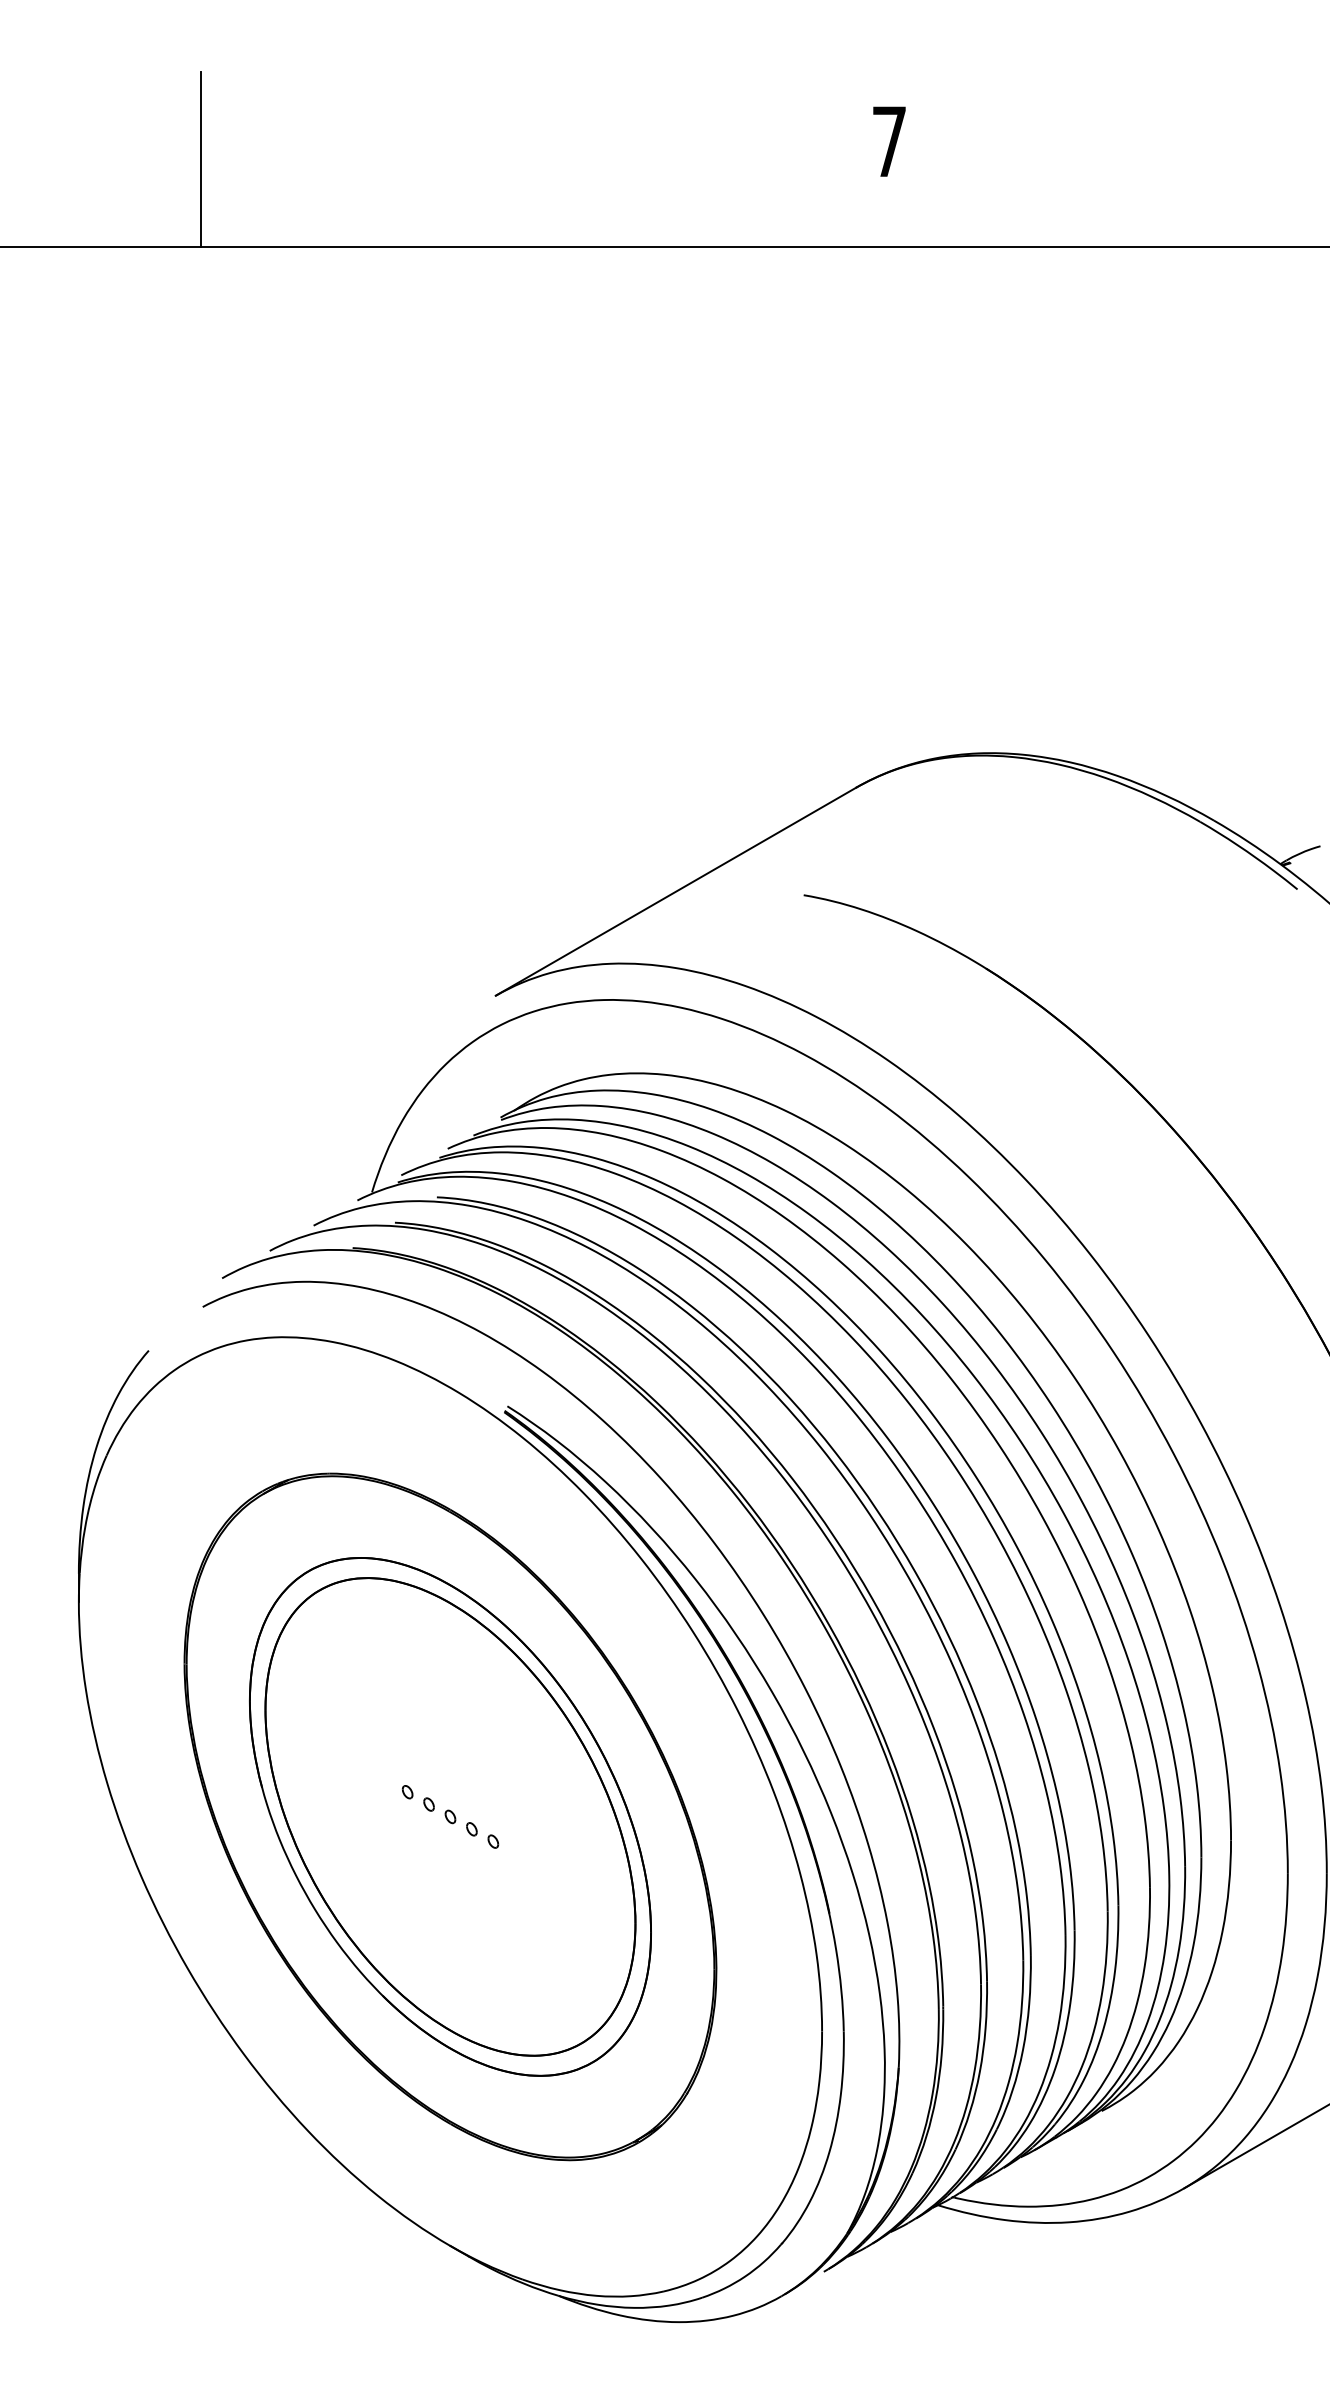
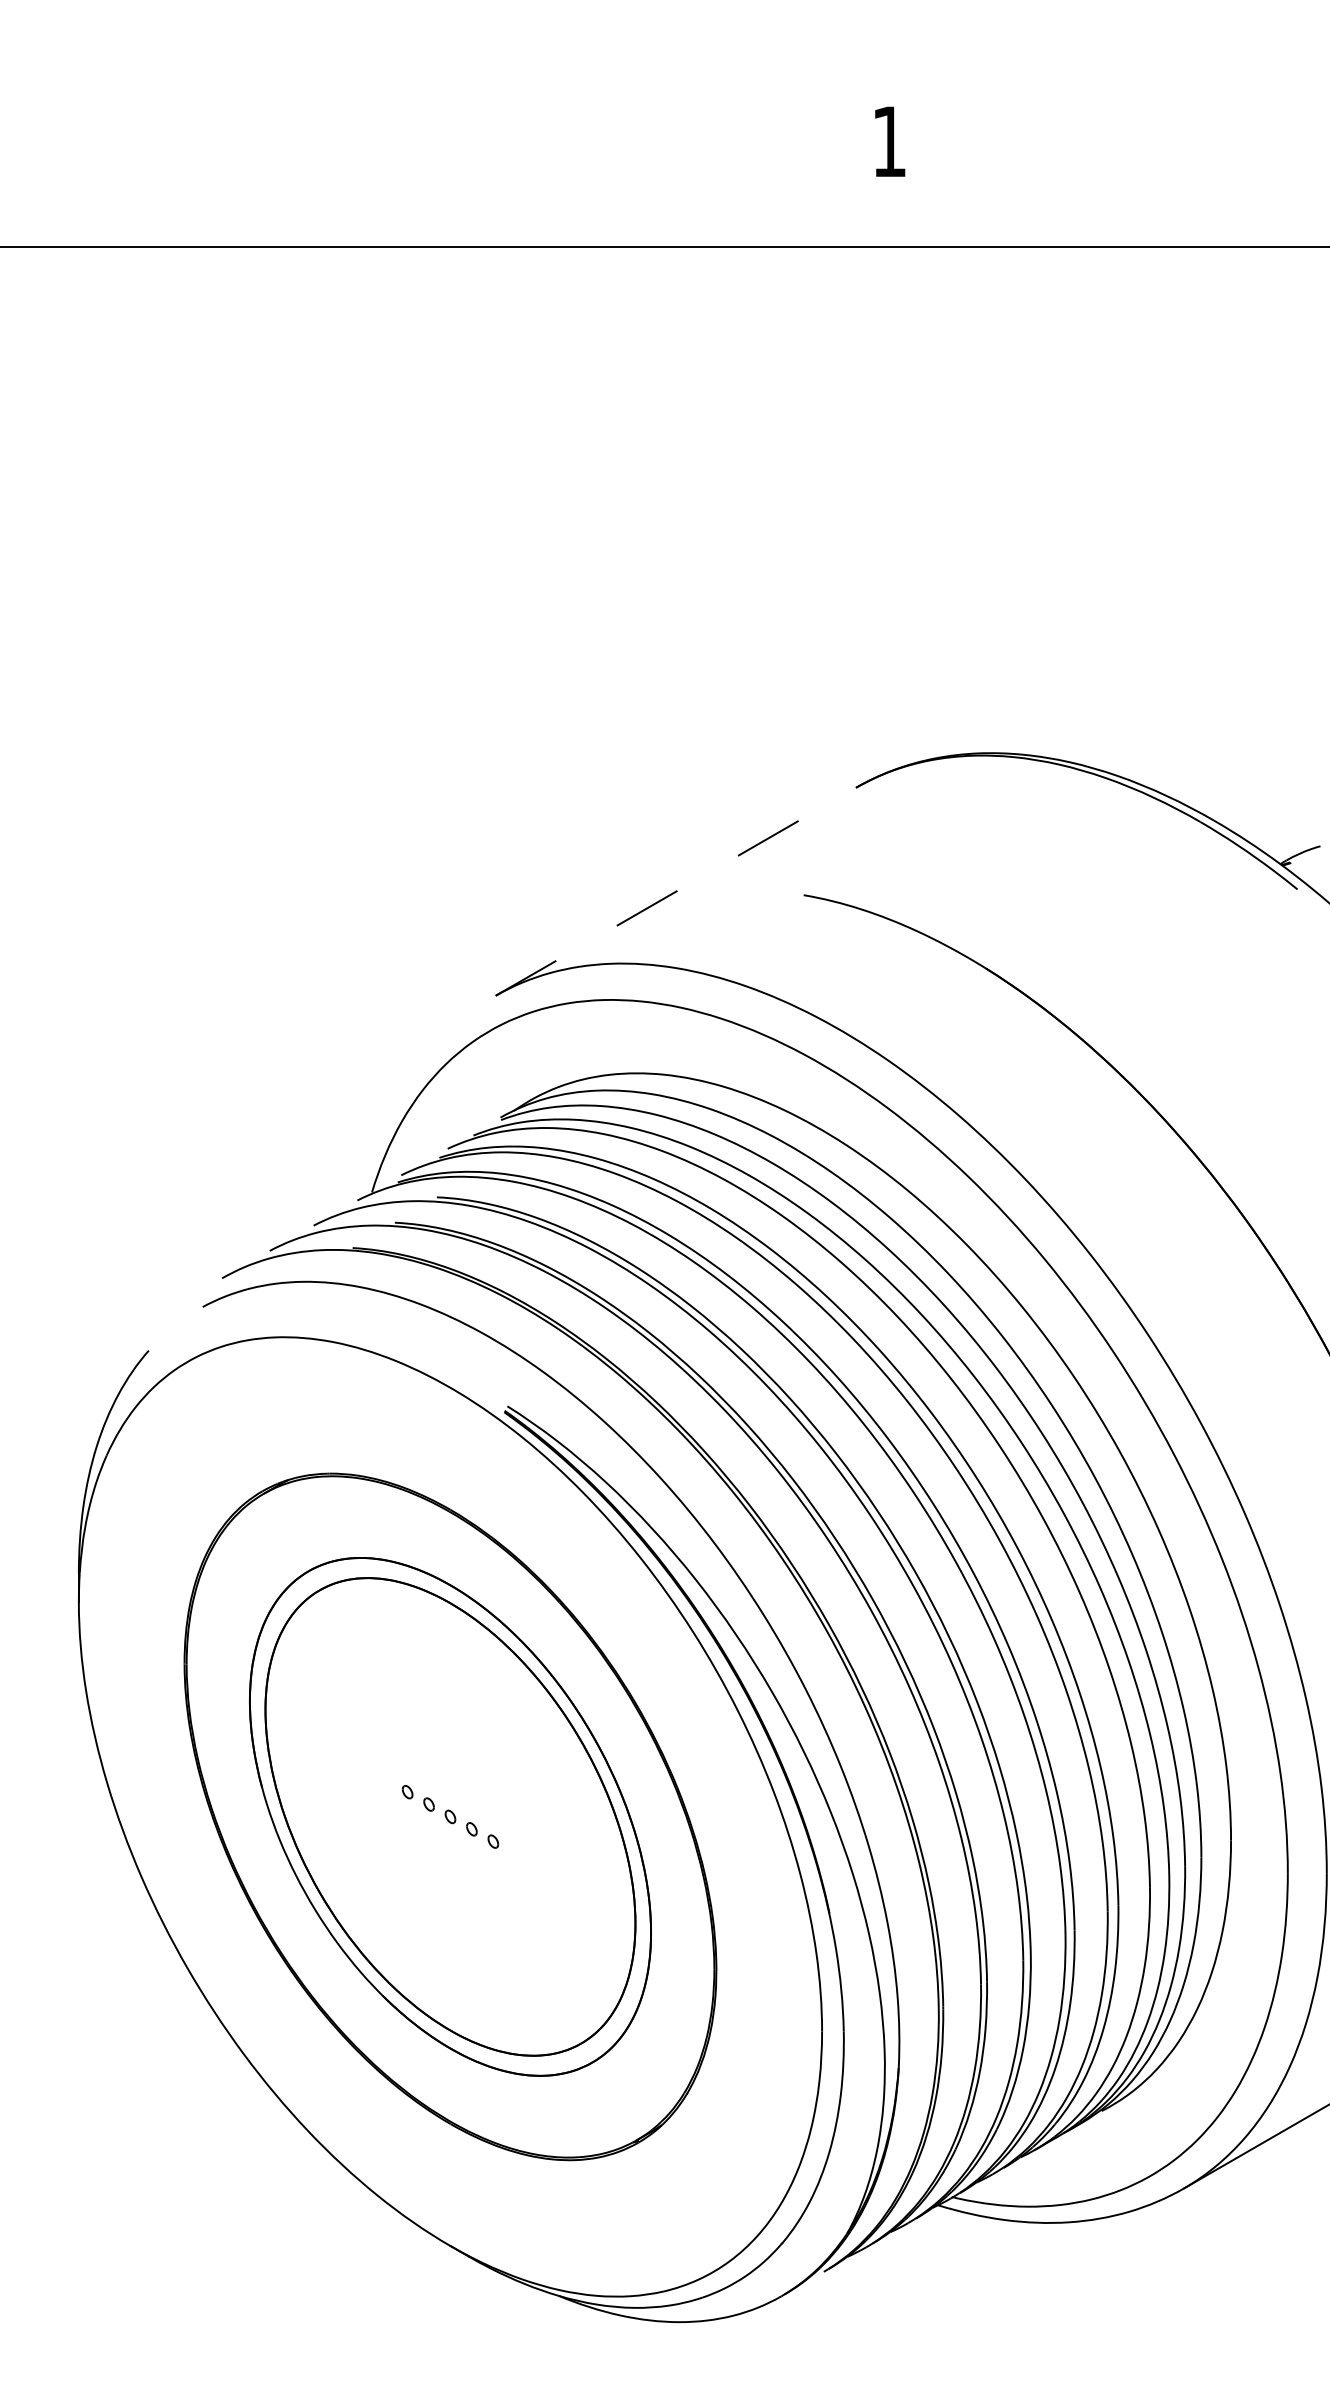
text: 7 -> 1 (889, 141)
line: present -> none (200, 158)
line: solid -> dashed (675, 891)
